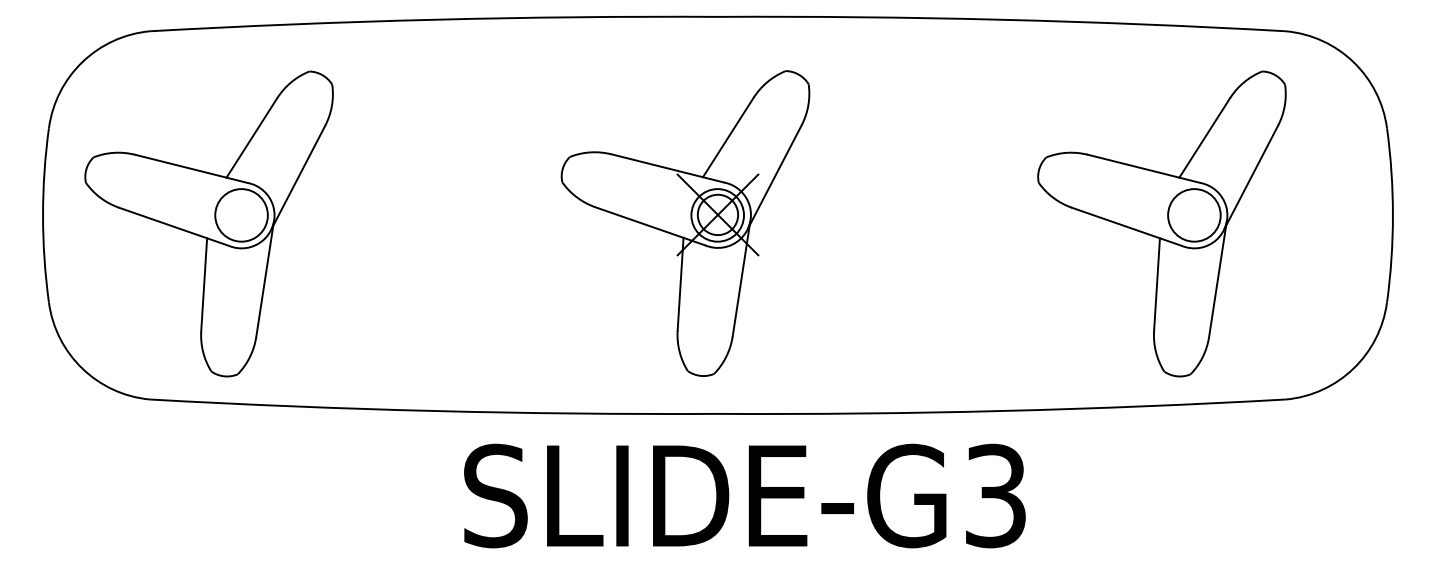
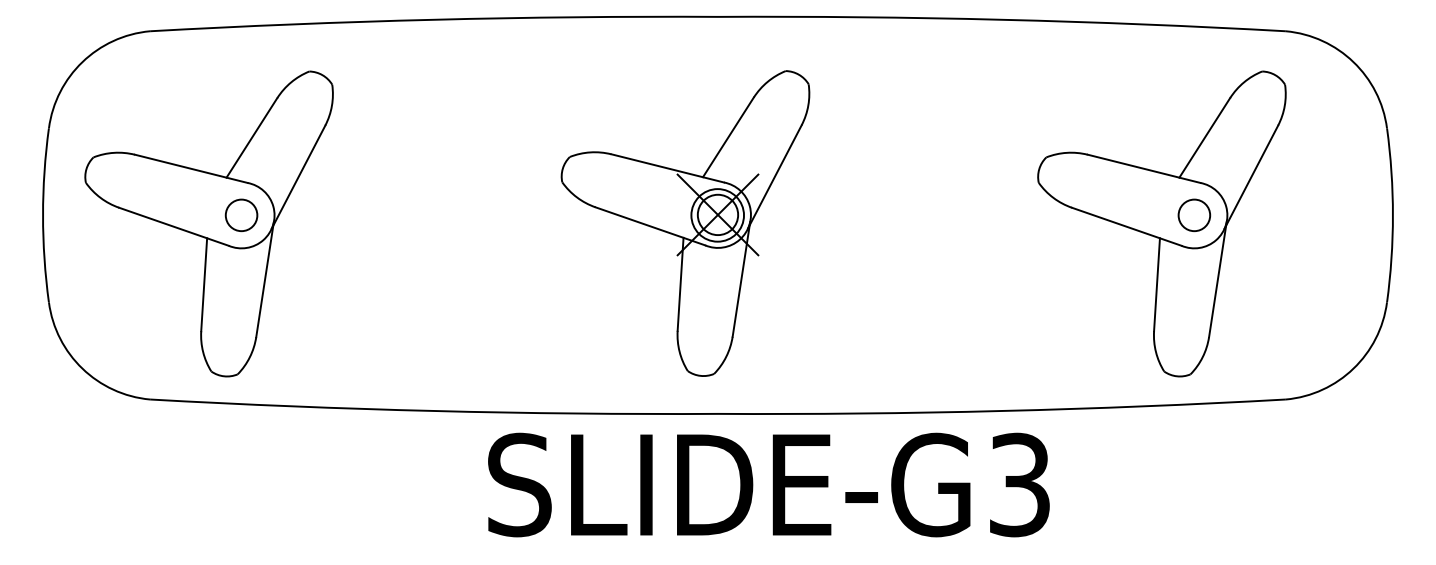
circle diameter: 53 px -> 32 px (241, 215)
circle diameter: 53 px -> 32 px (1194, 215)
text position: (744, 495) -> (768, 484) (768, 484)
